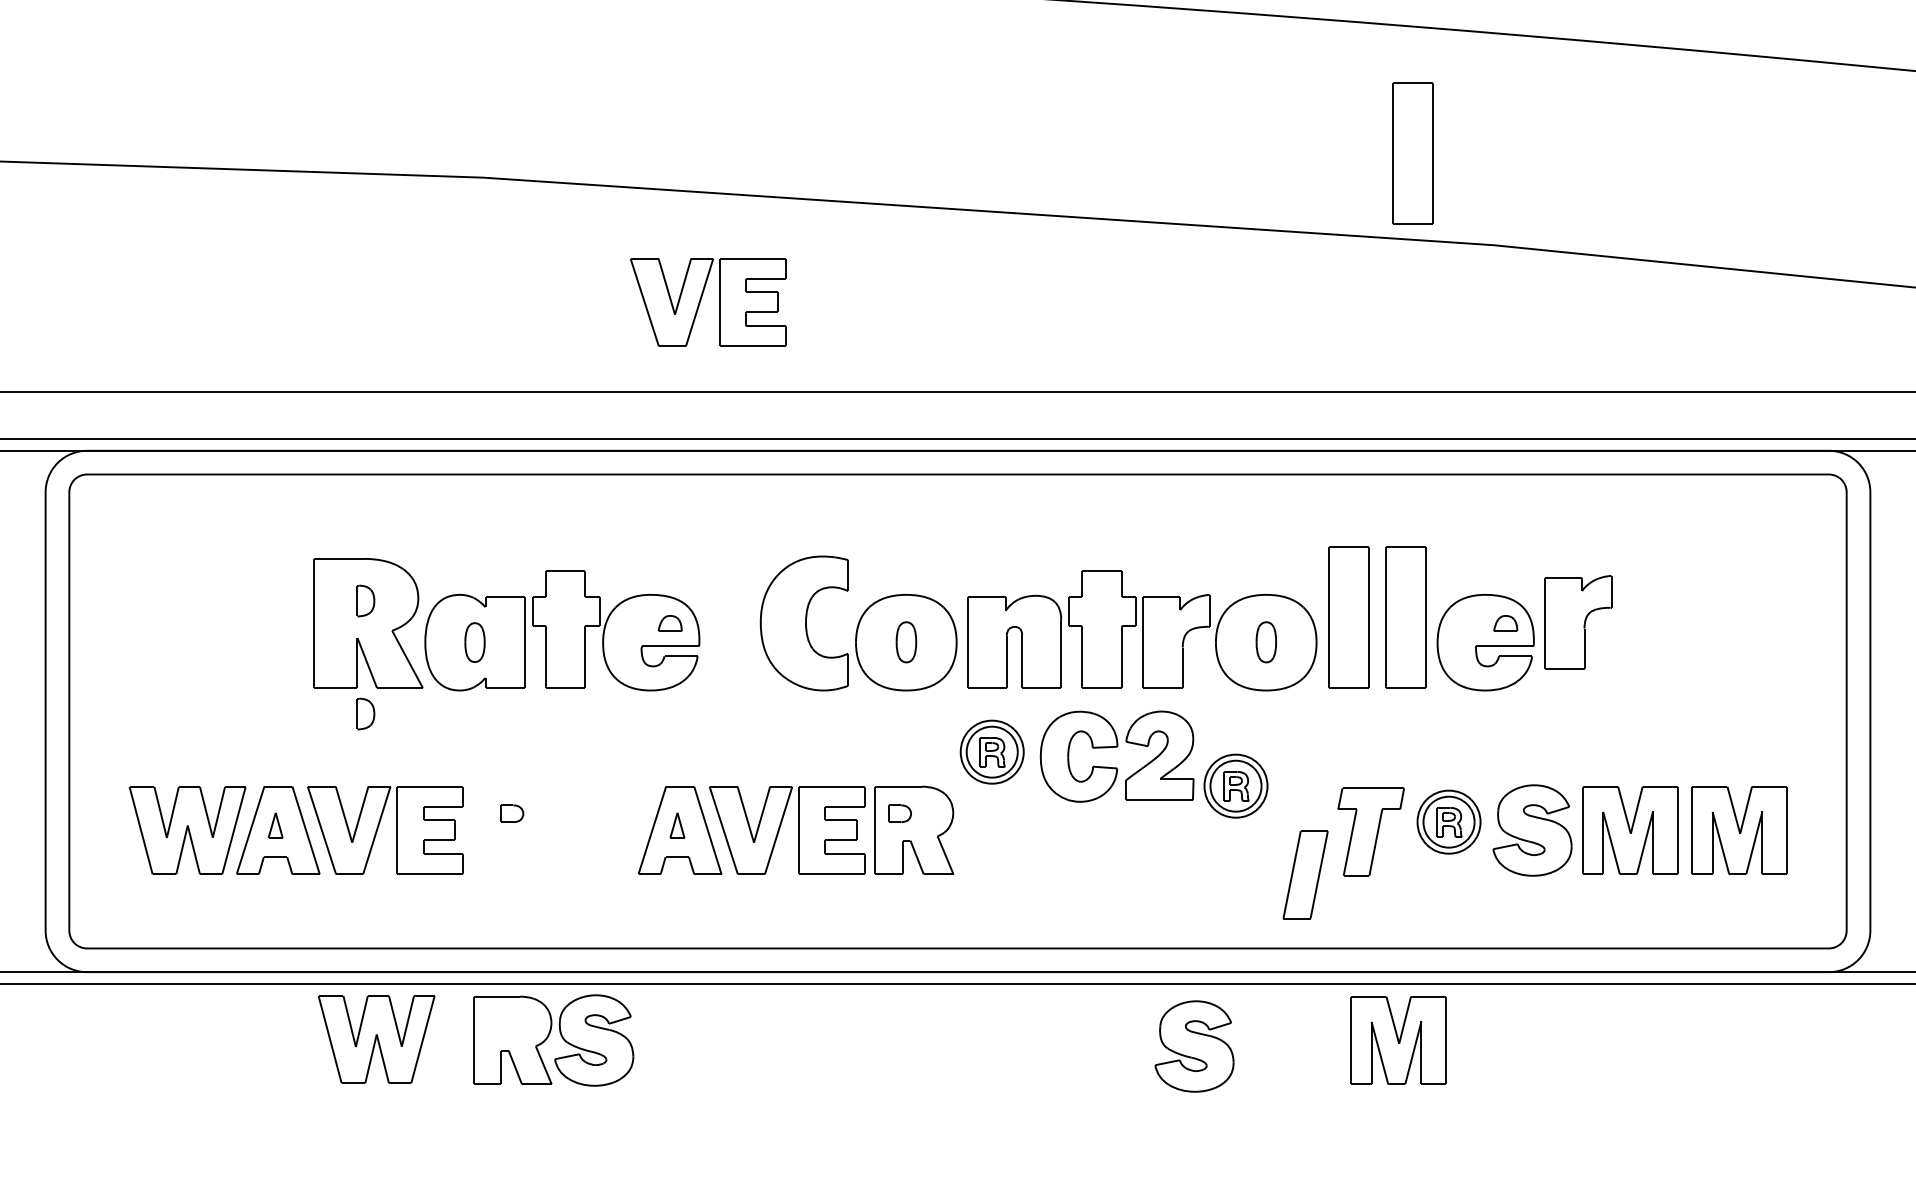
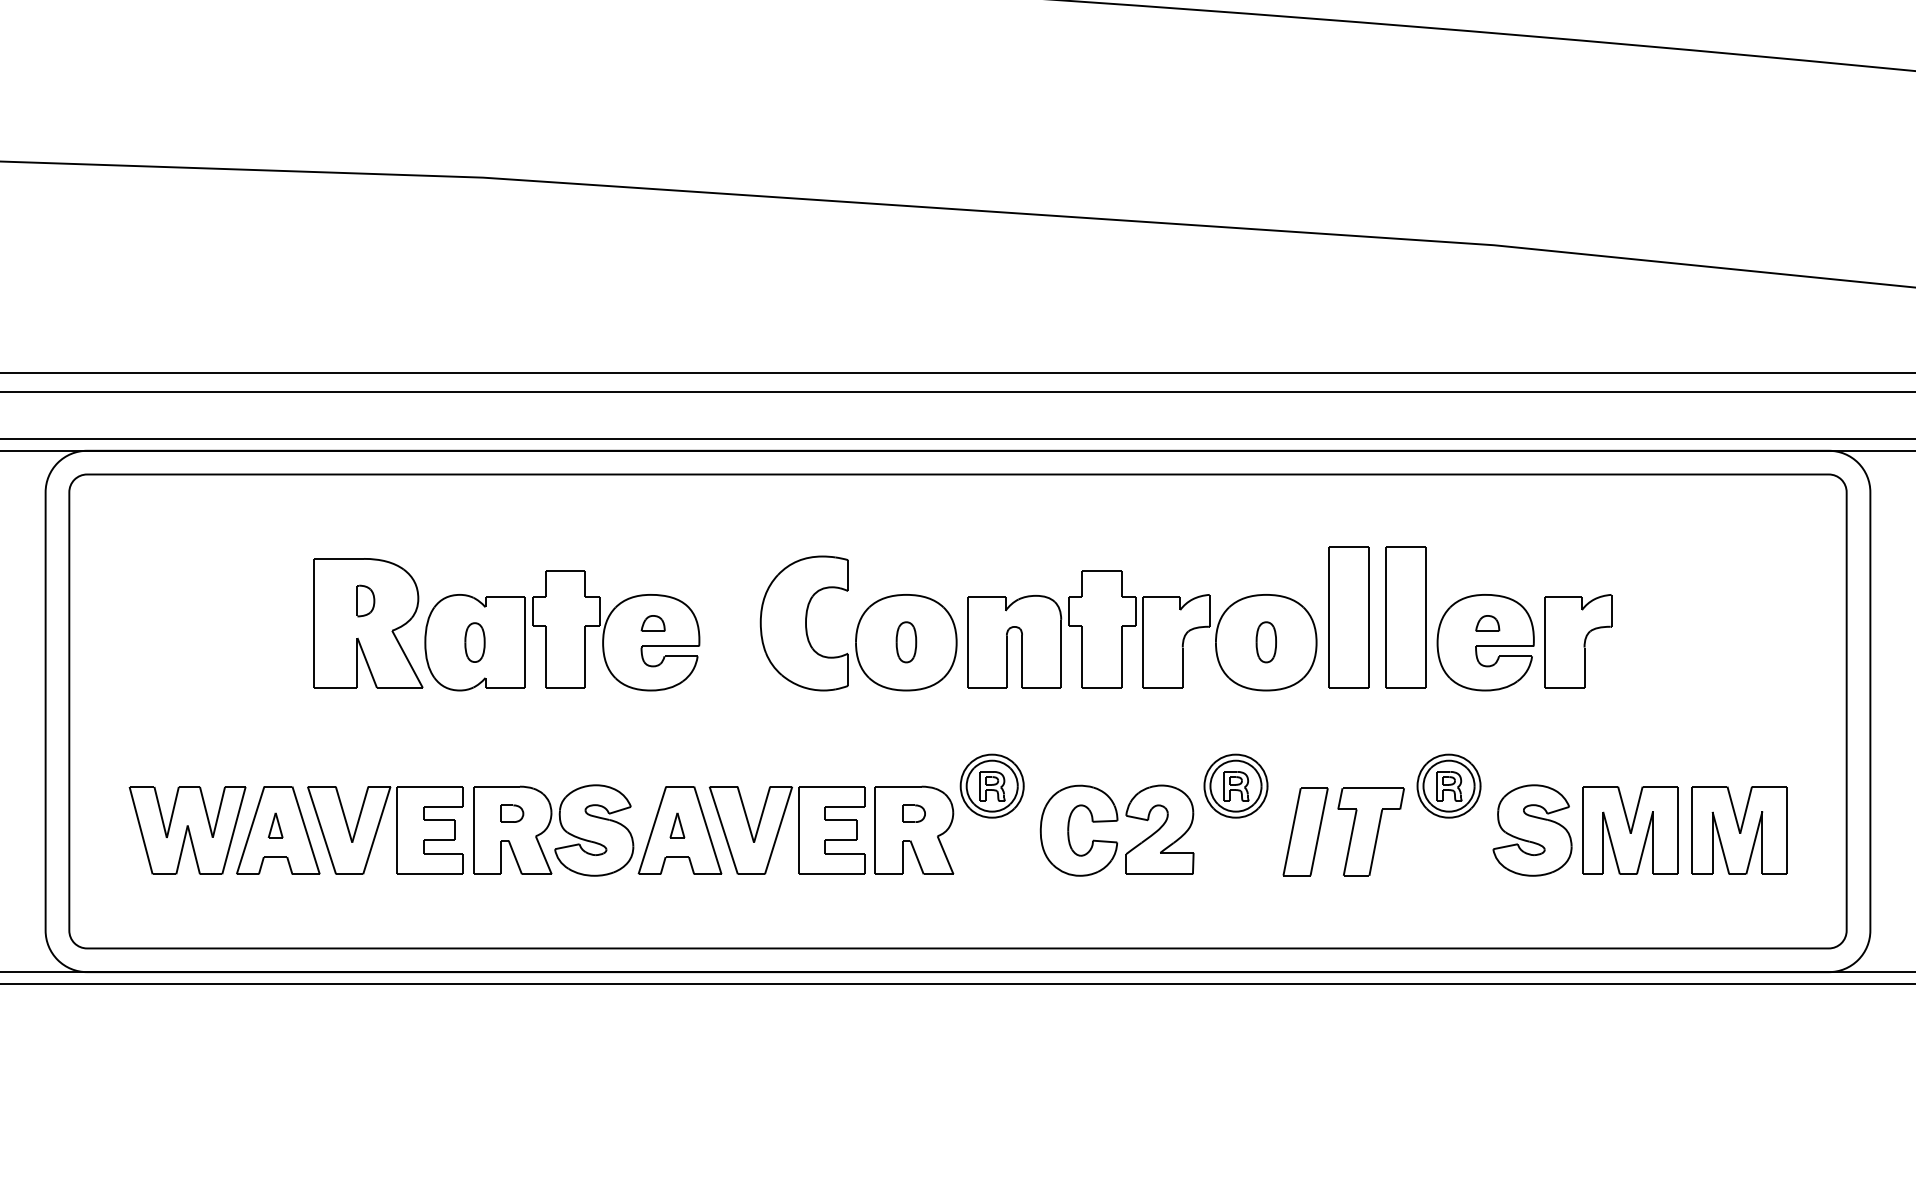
part: present -> none (1412, 153)
part: present -> none (701, 300)
line: none -> present (957, 372)
part position: (1578, 622) -> (1578, 641) (1578, 641)
part position: (669, 623) -> (652, 623) (652, 623)
part position: (1505, 623) -> (1487, 623) (1487, 623)
part: present -> none (365, 713)
part position: (1116, 747) -> (1116, 821) (1116, 821)
part position: (991, 751) -> (991, 785) (991, 785)
part position: (899, 813) -> (913, 813) (913, 813)
part position: (1448, 821) -> (1448, 785) (1448, 785)
part position: (1305, 874) -> (1305, 831) (1305, 831)
part: present -> none (376, 1039)
part position: (553, 1040) -> (553, 830) (553, 830)
part: present -> none (1398, 1040)
part: present -> none (1194, 1046)
